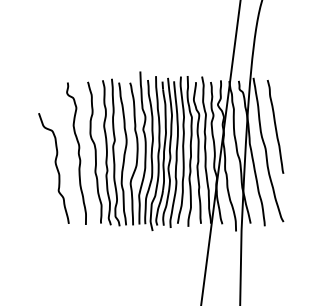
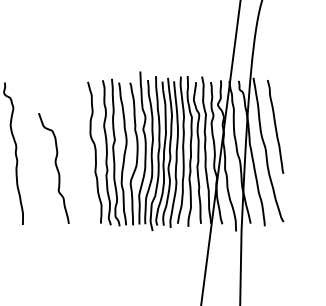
curve position: (77, 153) -> (14, 153) (14, 153)
